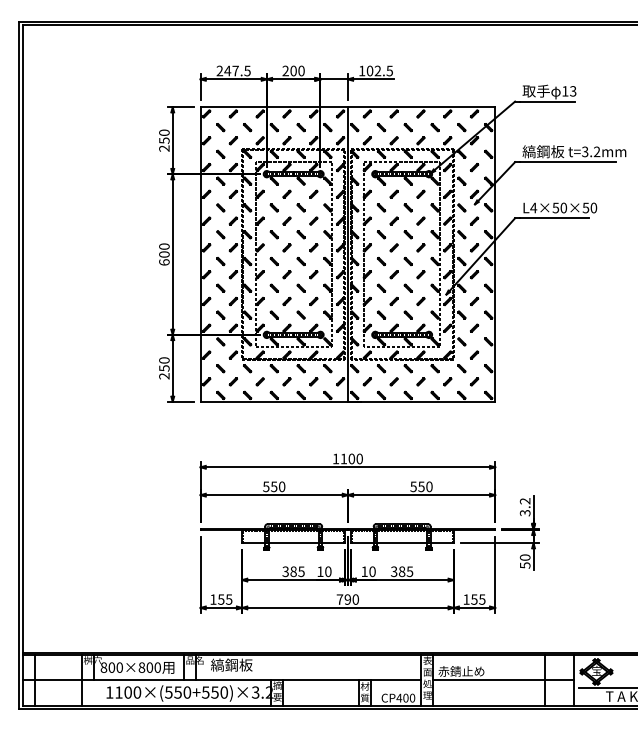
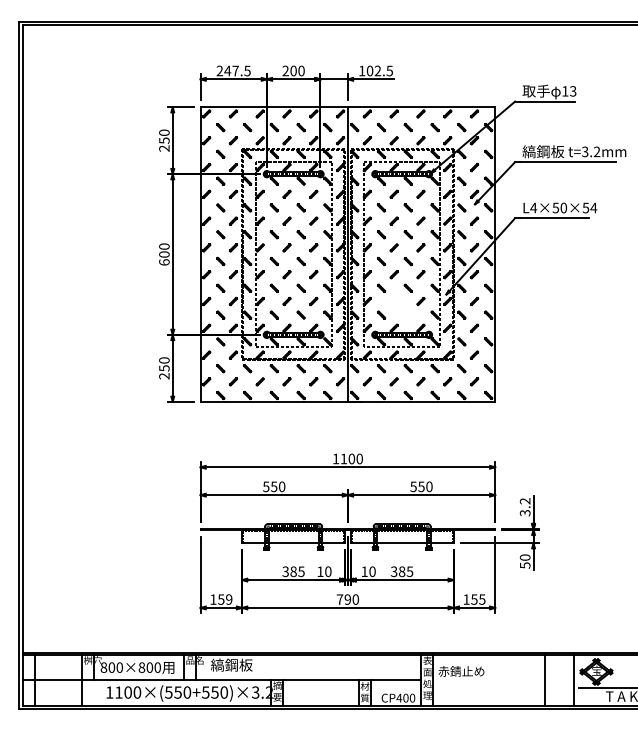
text: L4×50×50 -> L4×50×54 (593, 207)
part: present -> none (400, 308)
text: 155 -> 159 (228, 599)
line: present -> none (503, 680)
